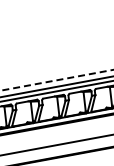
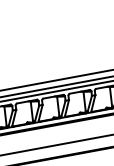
line: dashed -> solid (56, 80)
